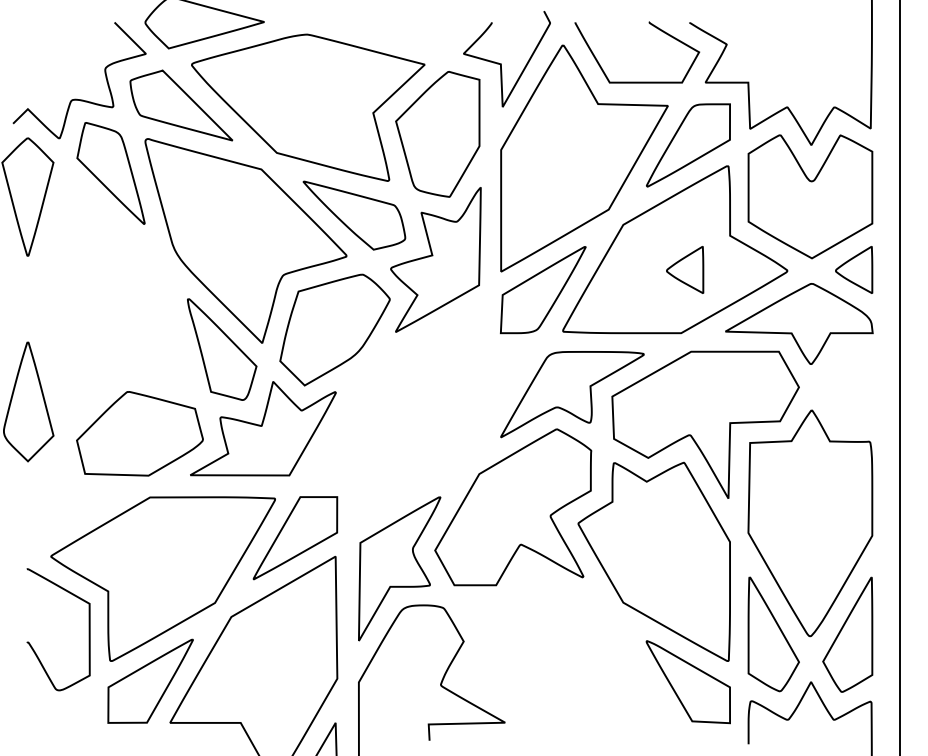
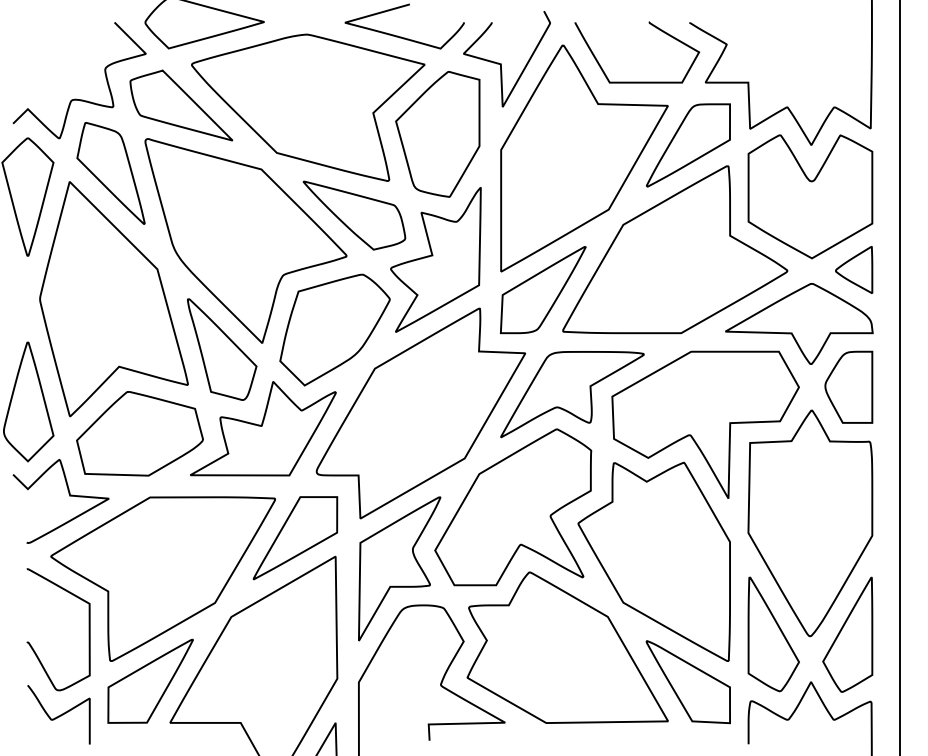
curve: none -> present (401, 36)
part: present -> none (685, 269)
part: none -> present (113, 299)
part: none -> present (848, 386)
part: none -> present (420, 413)
curve: none -> present (69, 496)
part: none -> present (567, 647)
curve: none -> present (58, 715)
